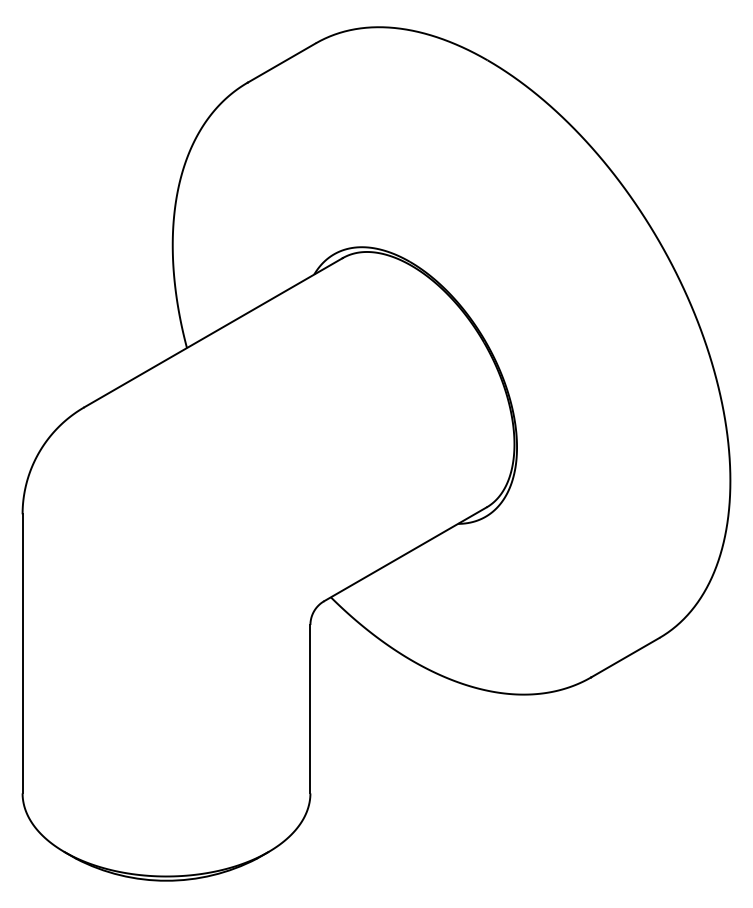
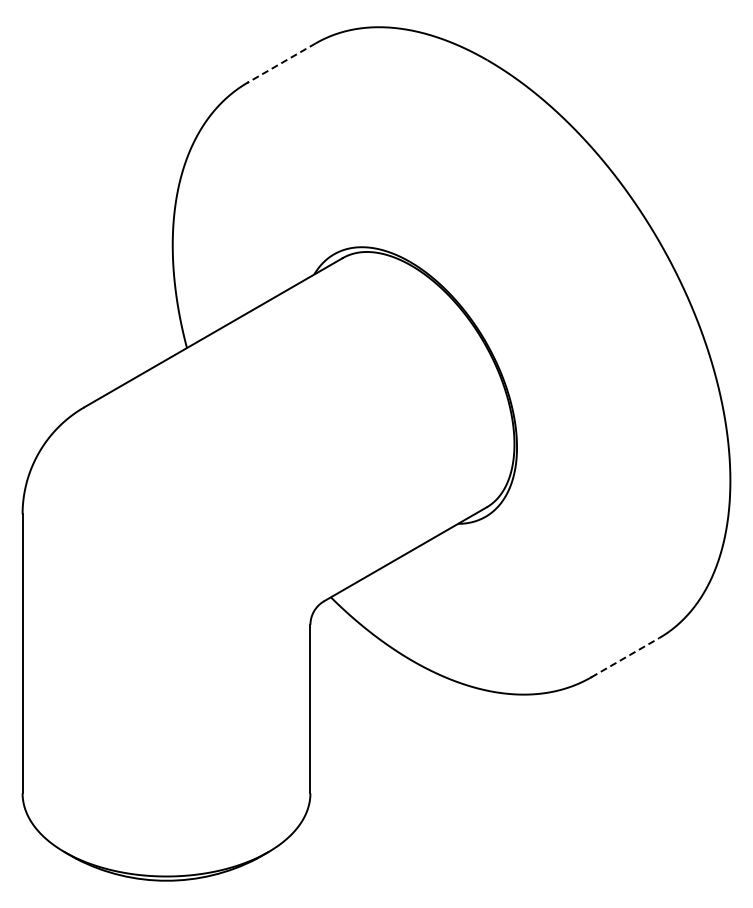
line: solid -> dashed (281, 63)
line: solid -> dashed (625, 657)
